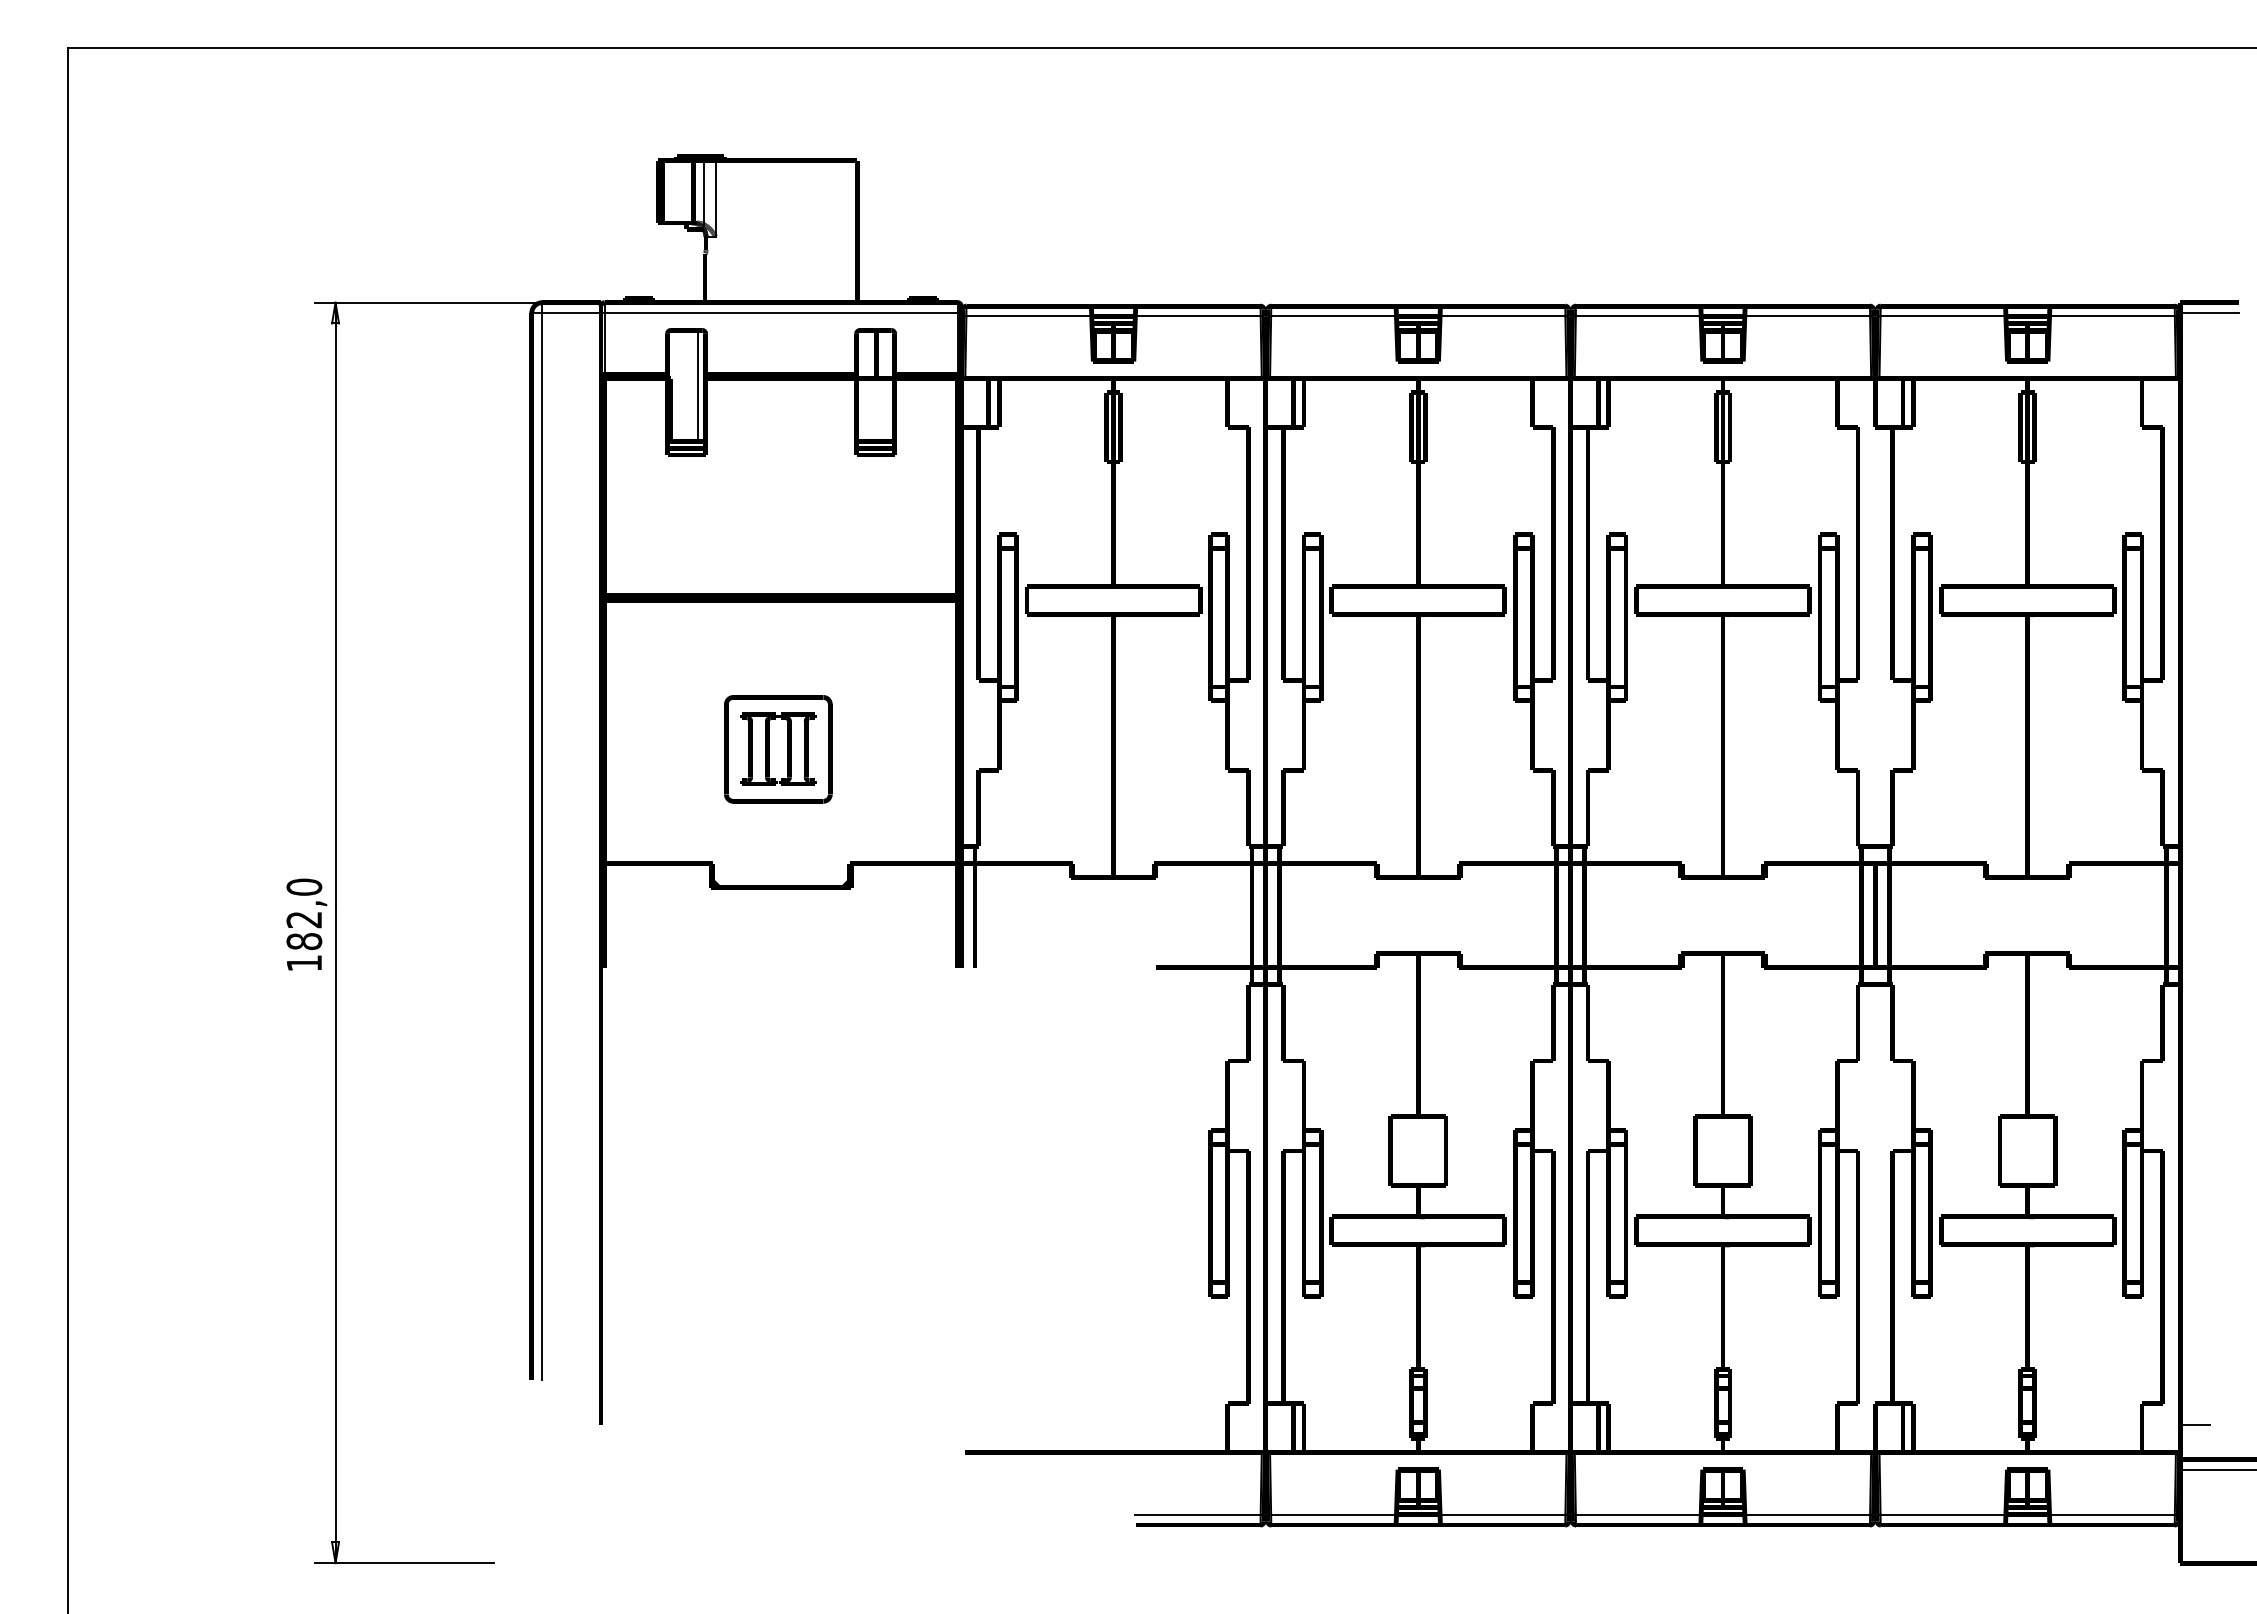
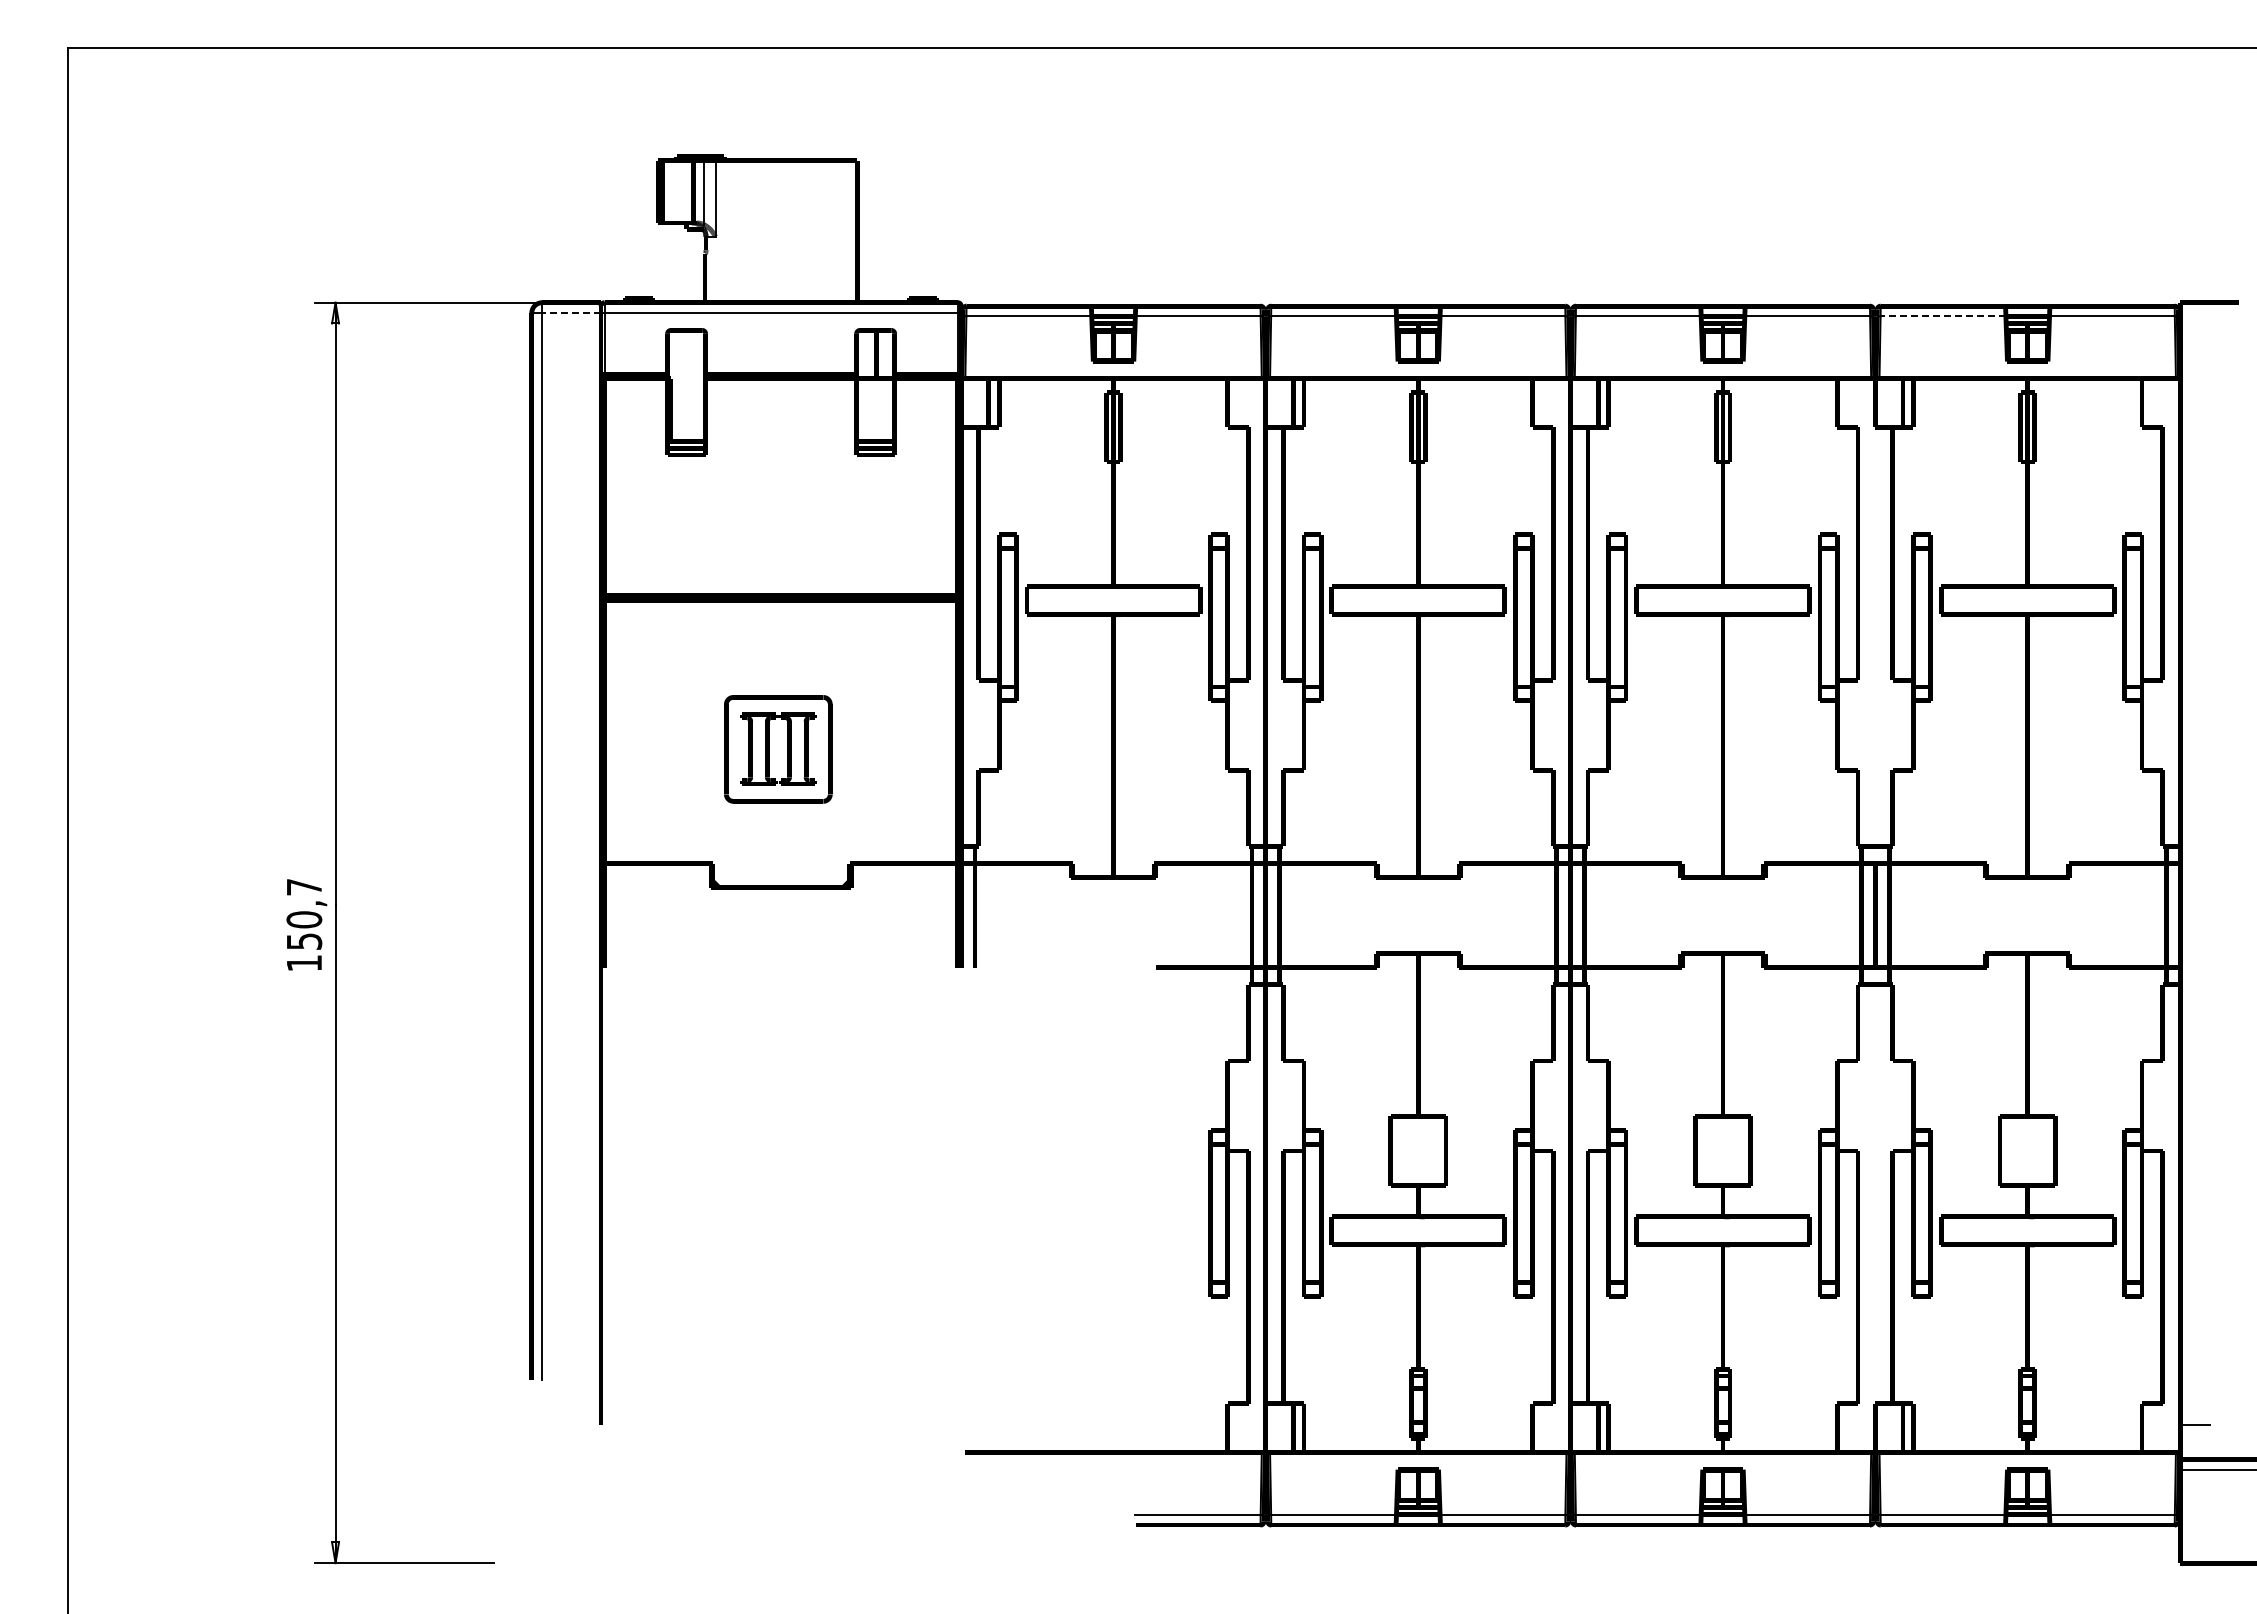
line: solid -> dashed (571, 313)
line: present -> none (2209, 313)
line: solid -> dashed (1943, 316)
line: present -> none (698, 385)
text: 182,0 -> 150,7 (304, 914)
